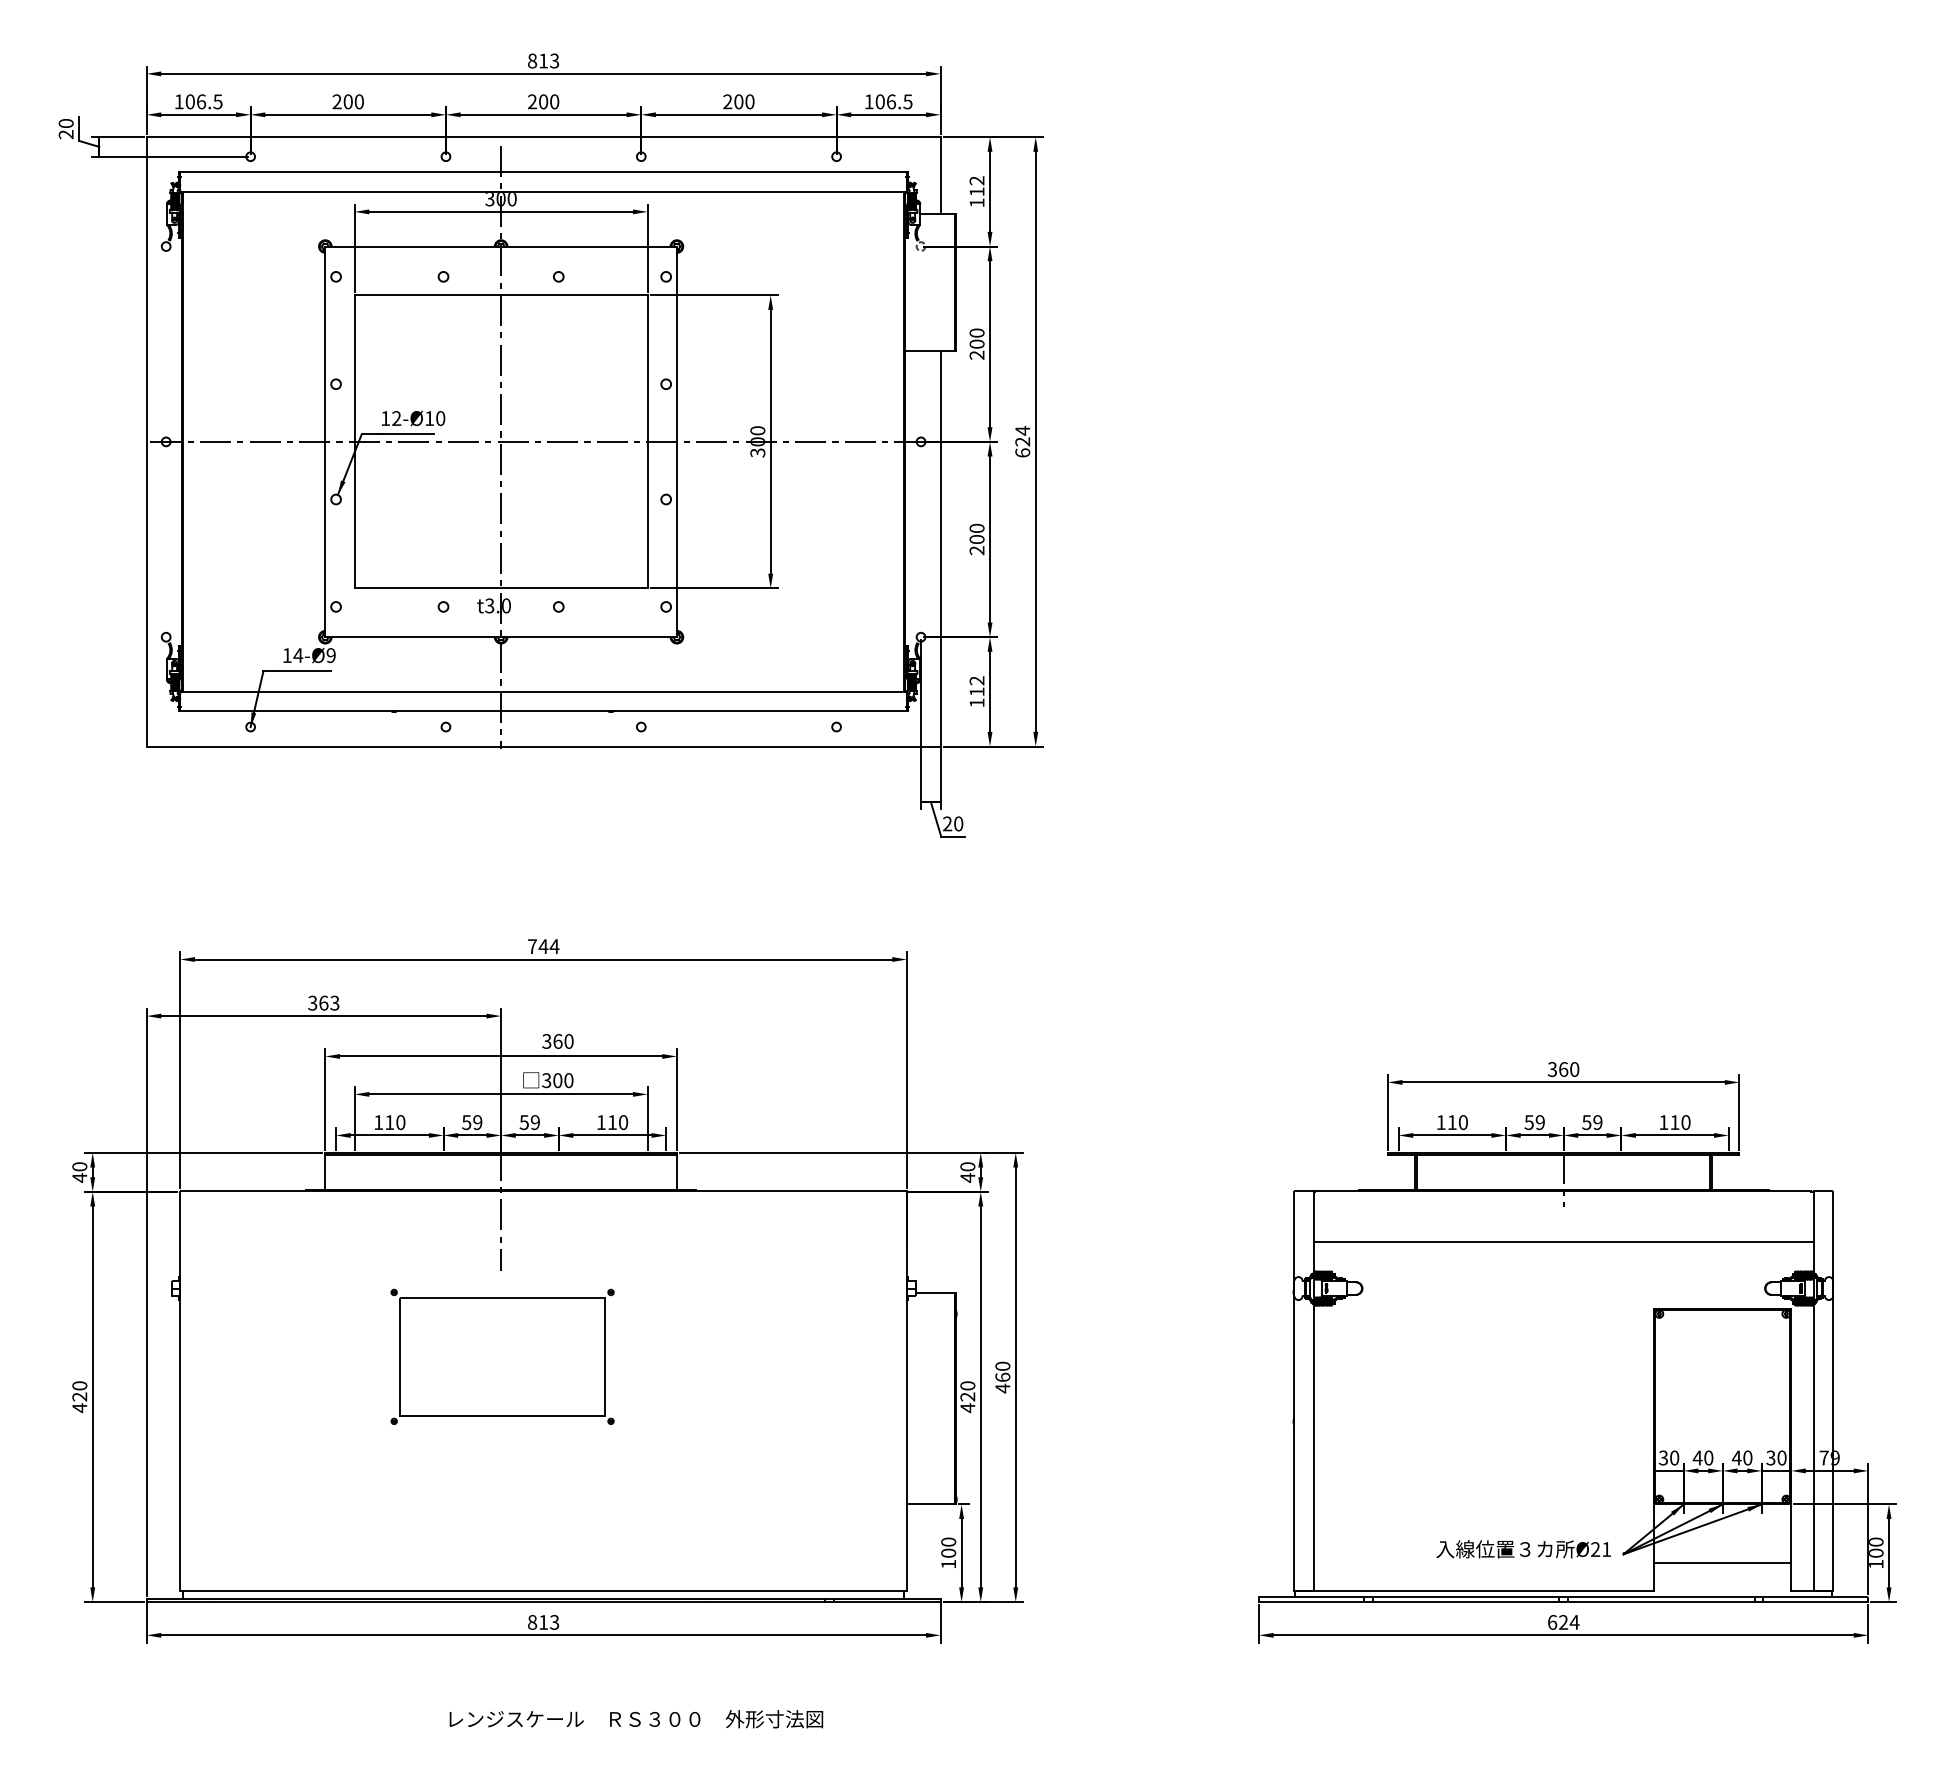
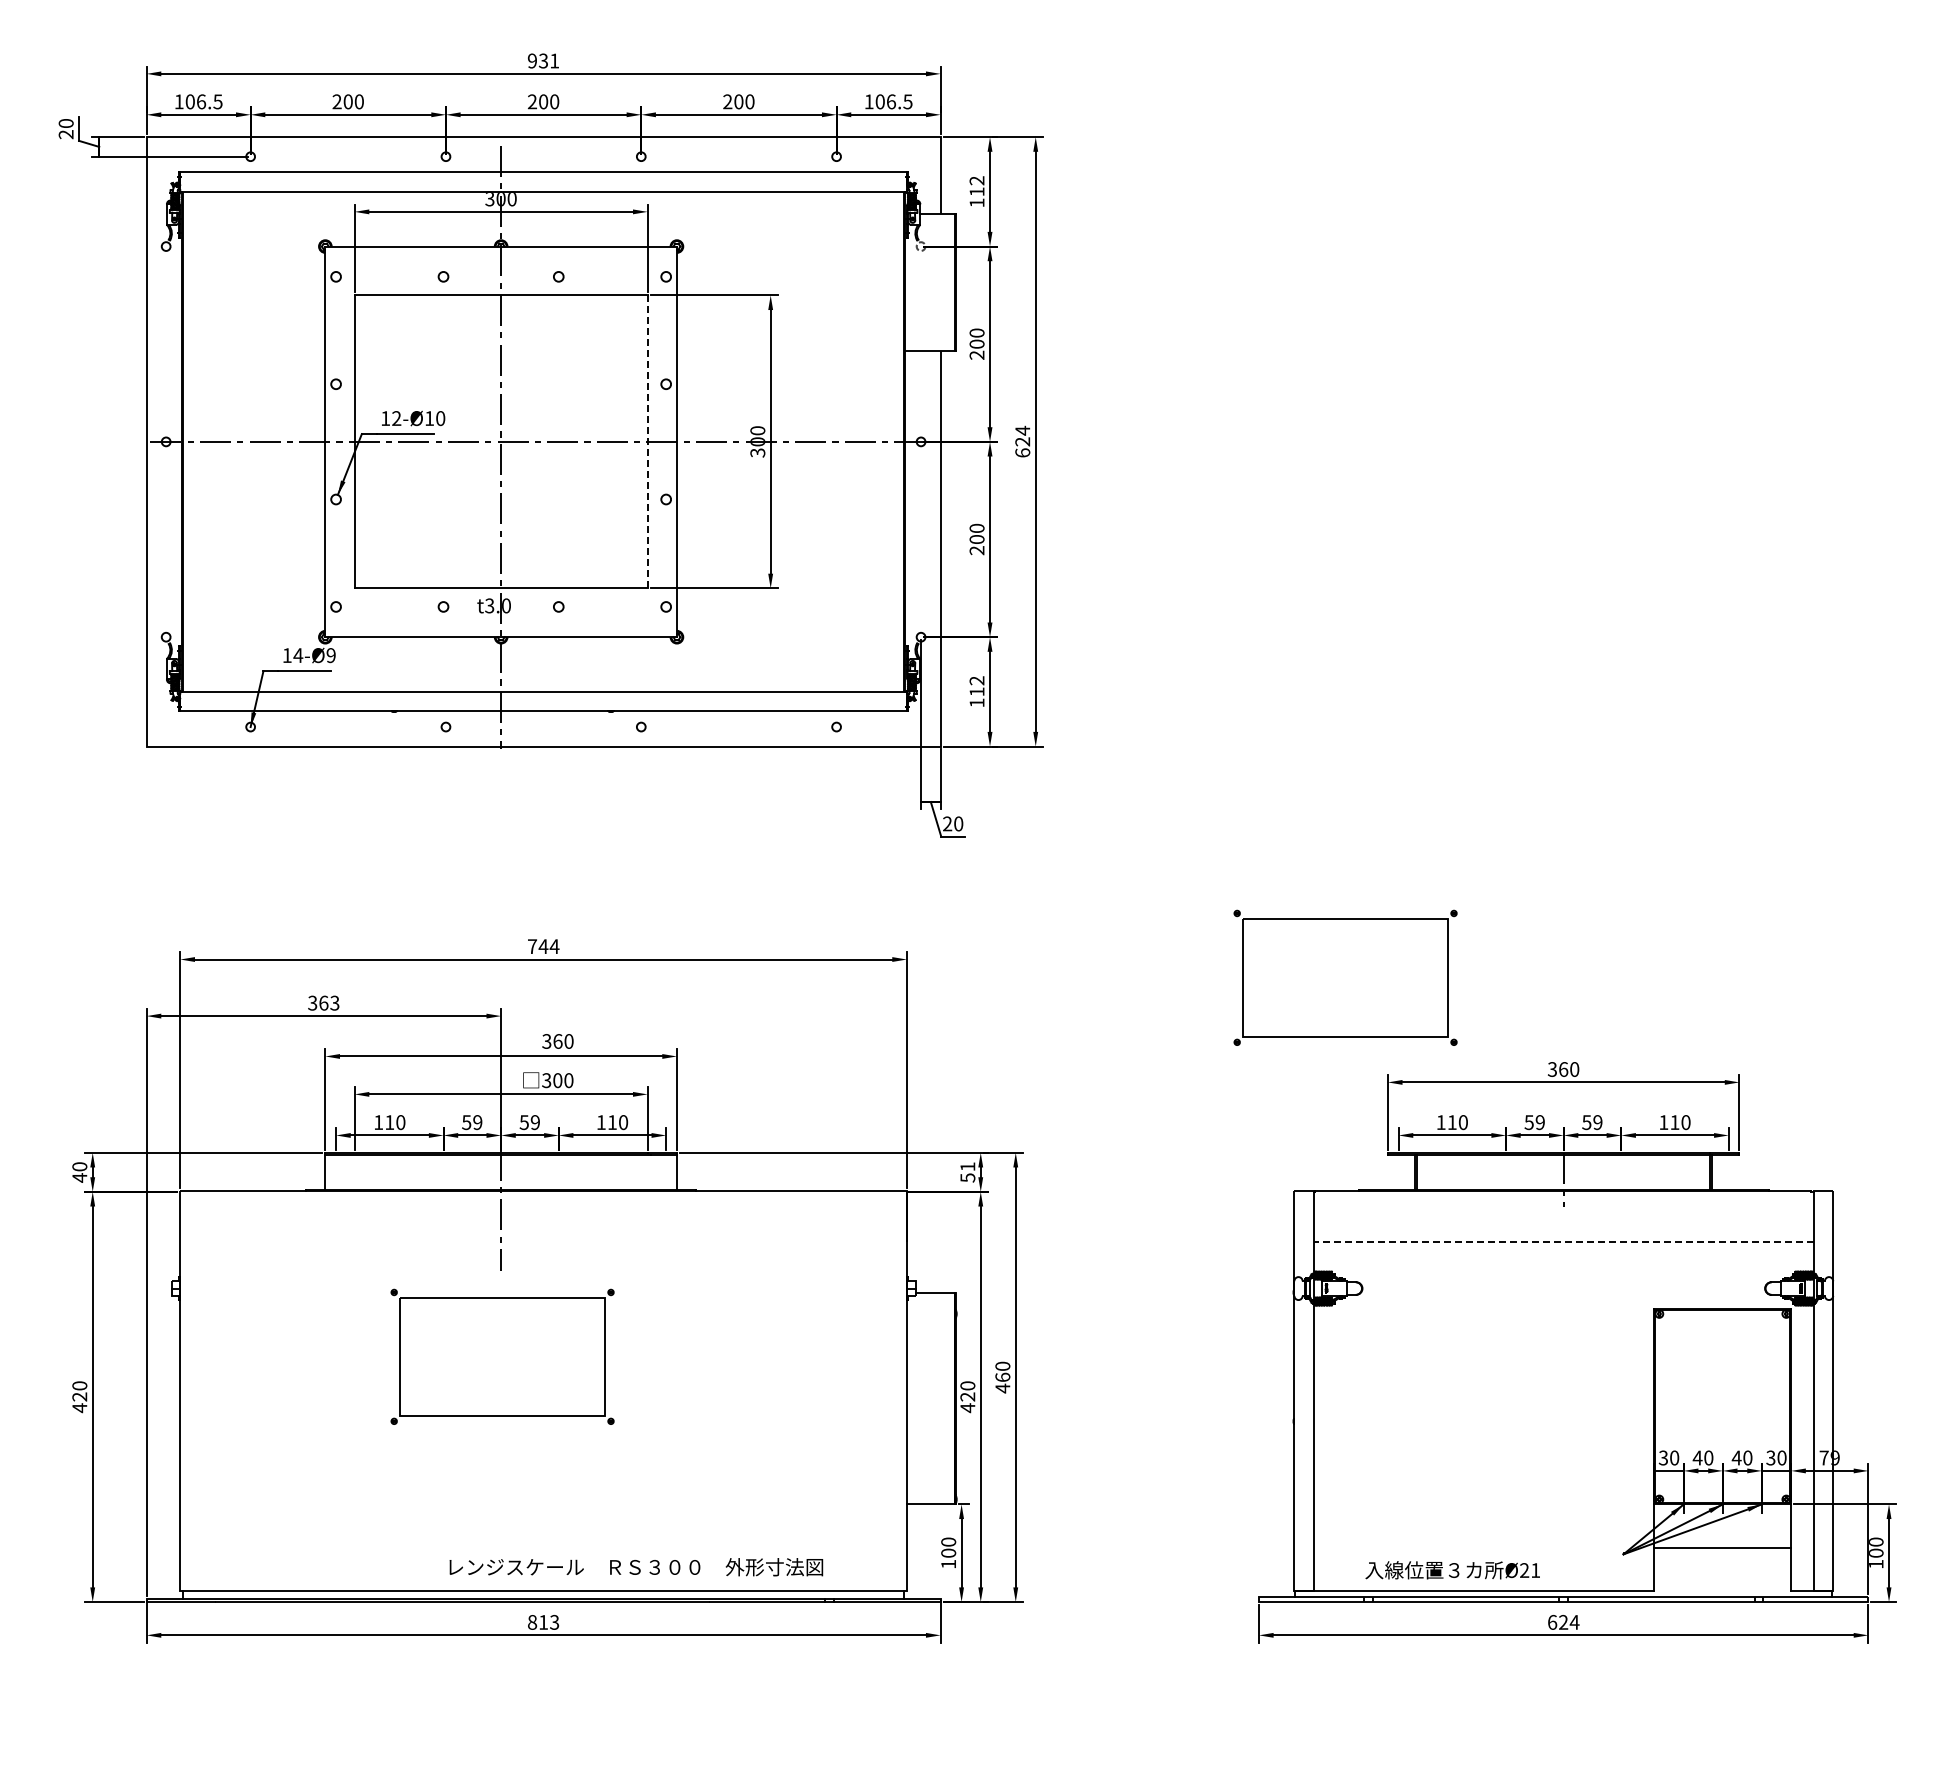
text: 813 -> 931 (543, 60)
line: solid -> dashed (647, 442)
part: none -> present (1345, 977)
text: 40 -> 51 (967, 1172)
line: solid -> dashed (1563, 1241)
text position: (1523, 1549) -> (1452, 1570) (1452, 1570)
line position: (1722, 1562) -> (1722, 1547) (1722, 1547)
text position: (636, 1719) -> (636, 1567) (636, 1567)
